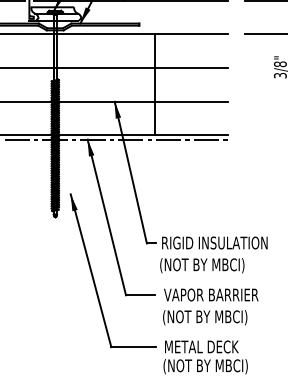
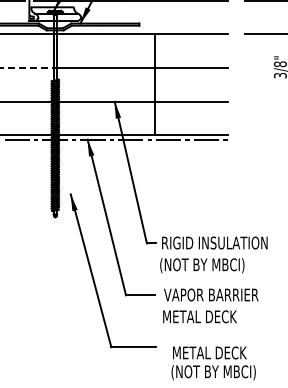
line: solid -> dashed (27, 68)
text: (NOT BY MBCI) -> METAL DECK (205, 317)
text position: (205, 357) -> (213, 363) (213, 363)
